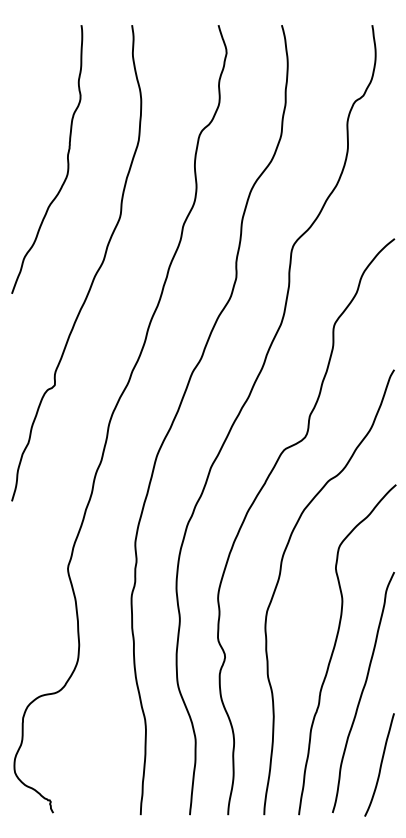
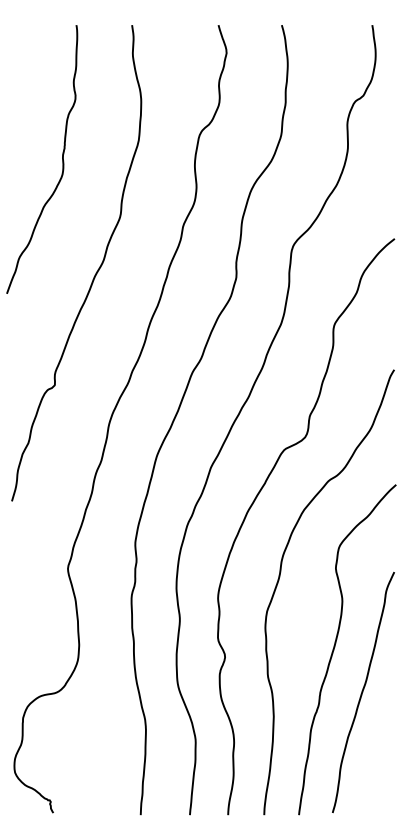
curve position: (67, 159) -> (62, 159) (62, 159)
curve: present -> none (380, 764)
